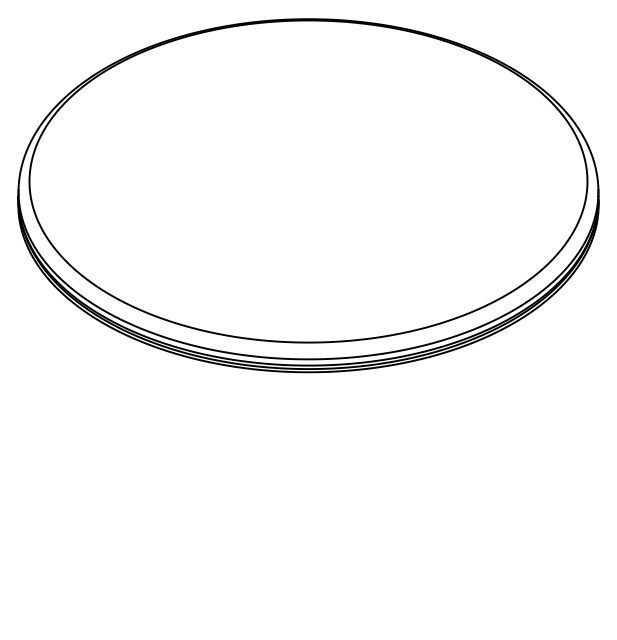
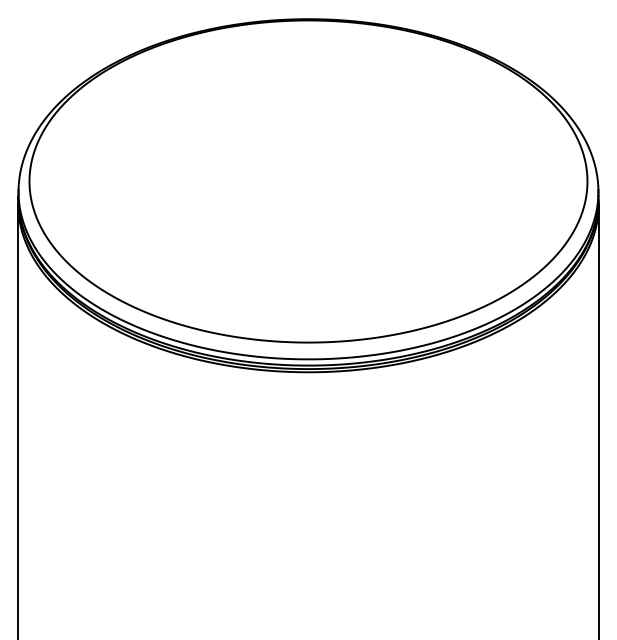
line: none -> present (18, 420)
line: none -> present (598, 420)
